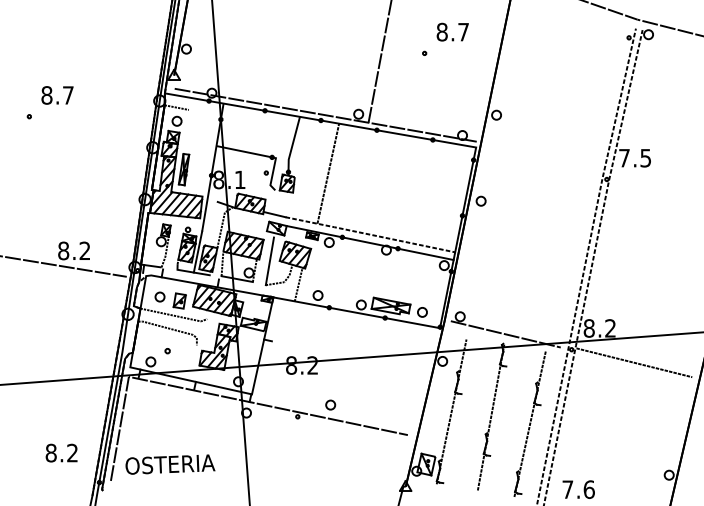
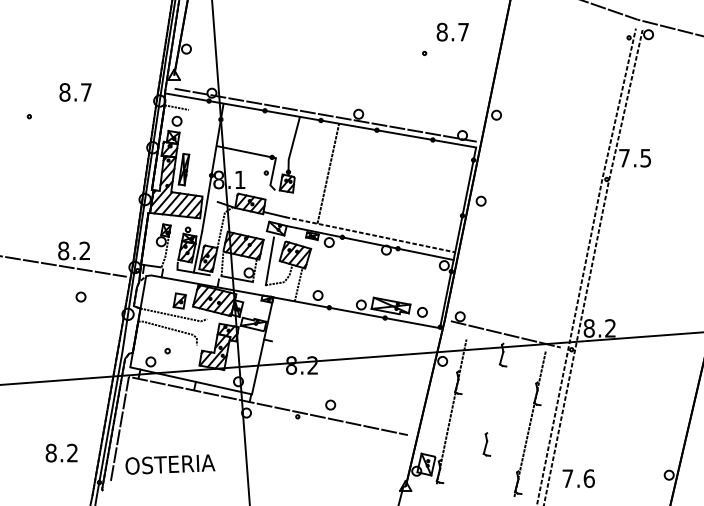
line: present -> none (379, 62)
text position: (57, 95) -> (75, 92) (75, 92)
part position: (159, 296) -> (80, 296) (80, 296)
line: present -> none (634, 362)
line: present -> none (490, 417)
text position: (578, 489) -> (578, 478) (578, 478)
